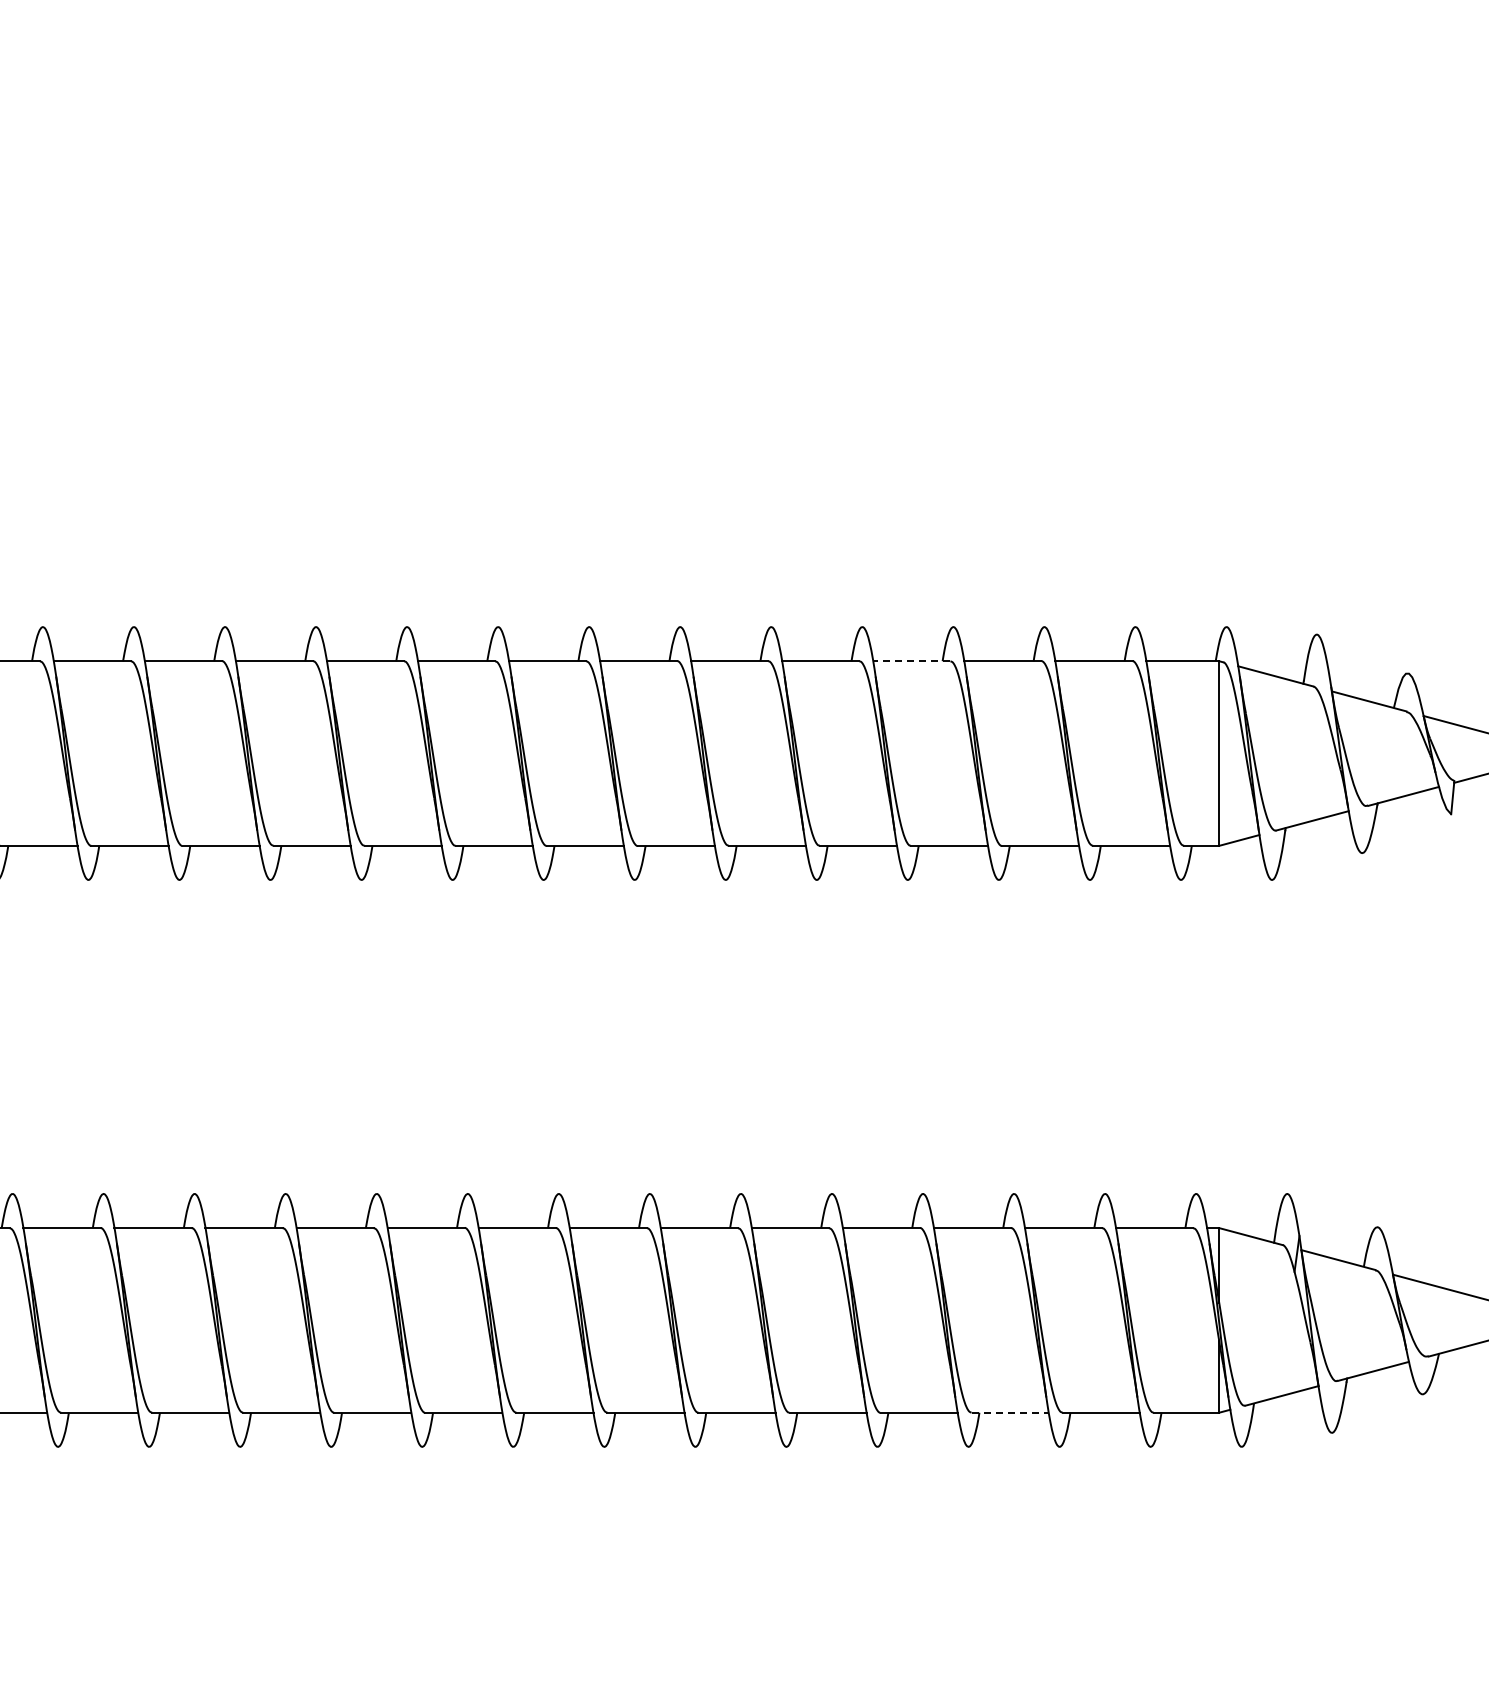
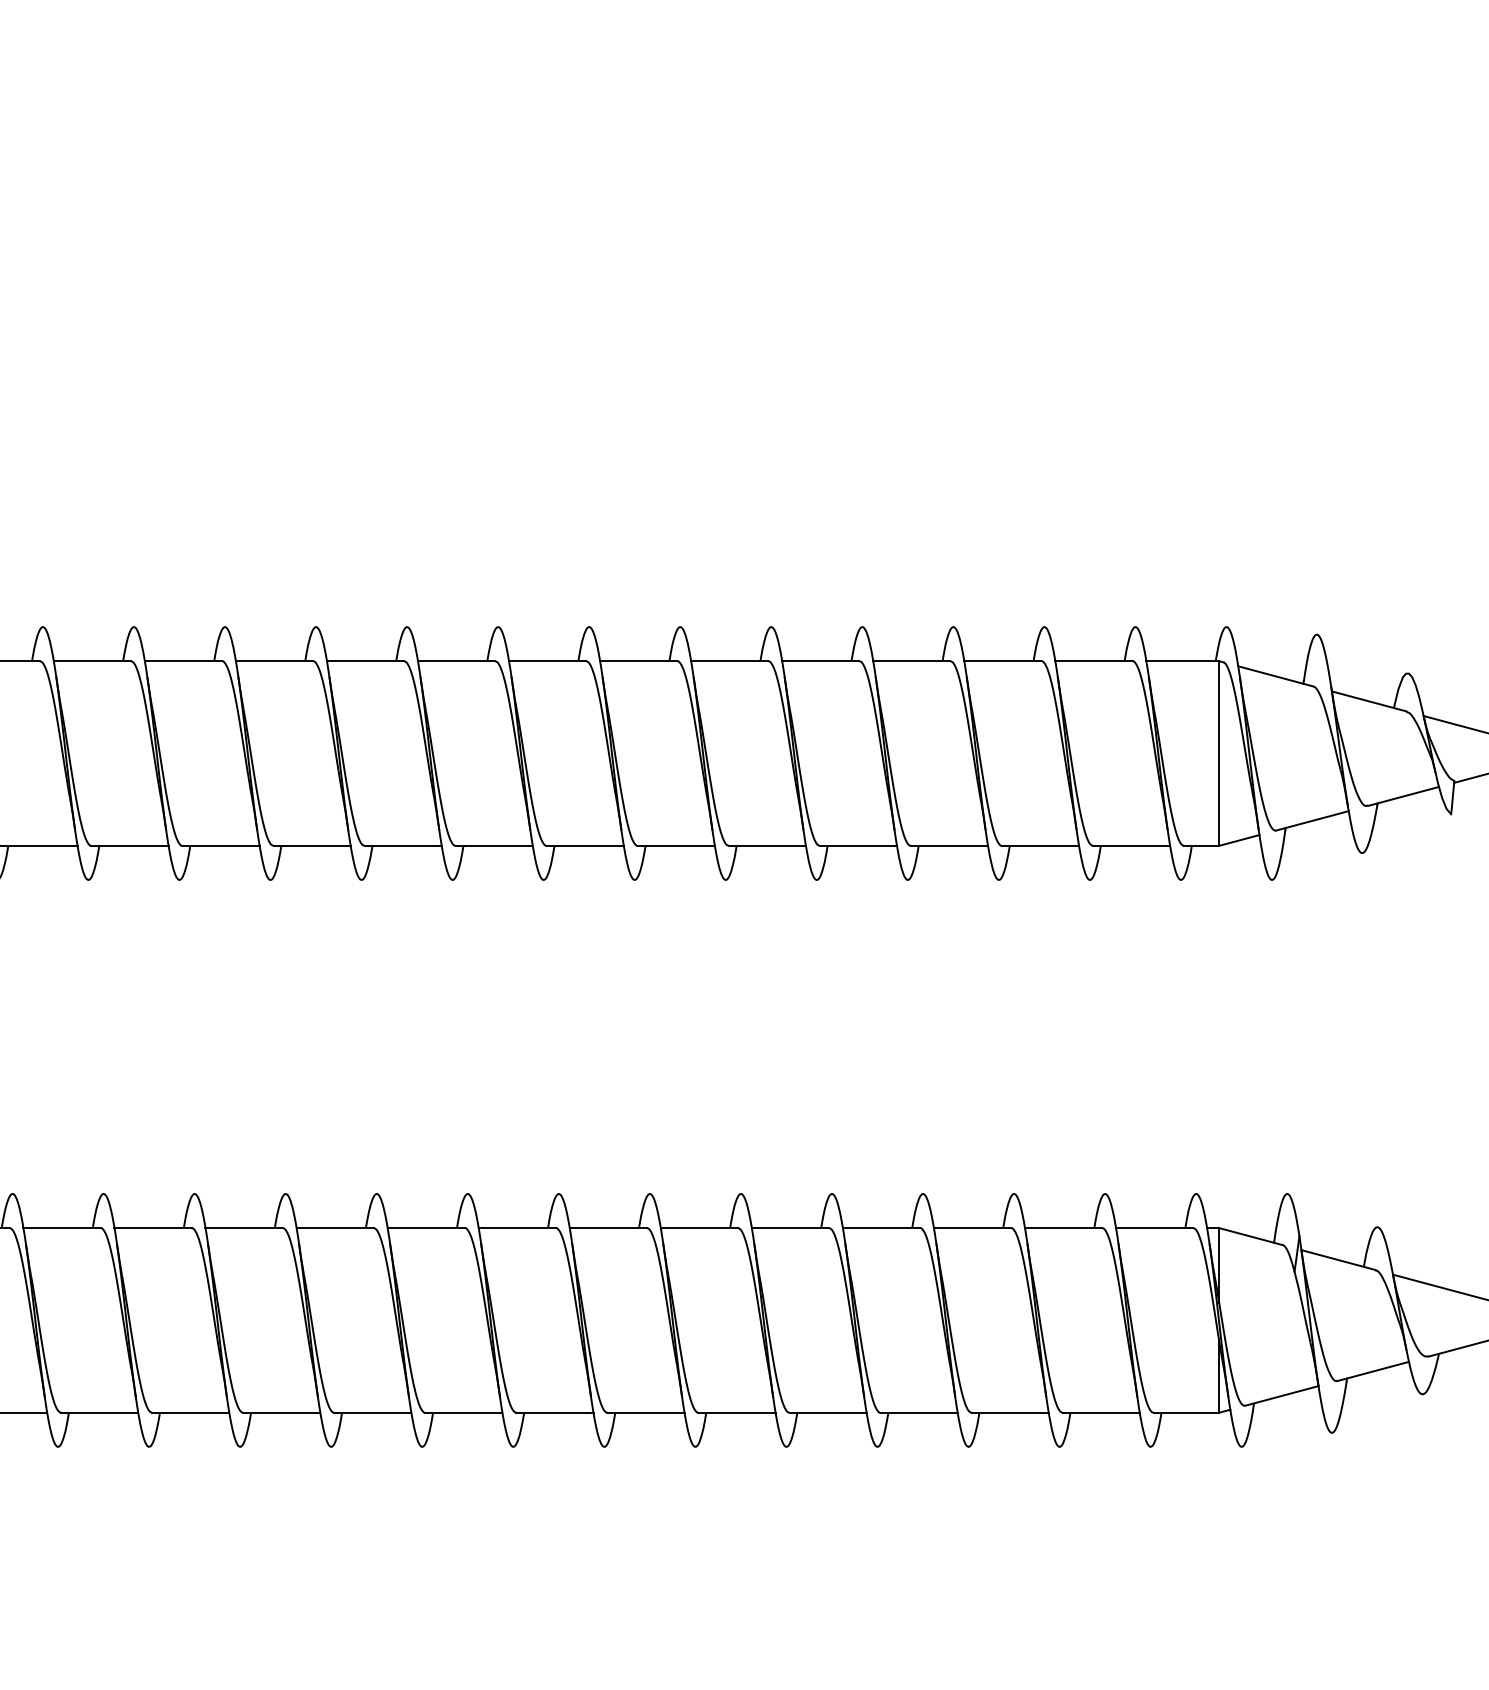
line: dashed -> solid (911, 661)
line: dashed -> solid (1010, 1412)
